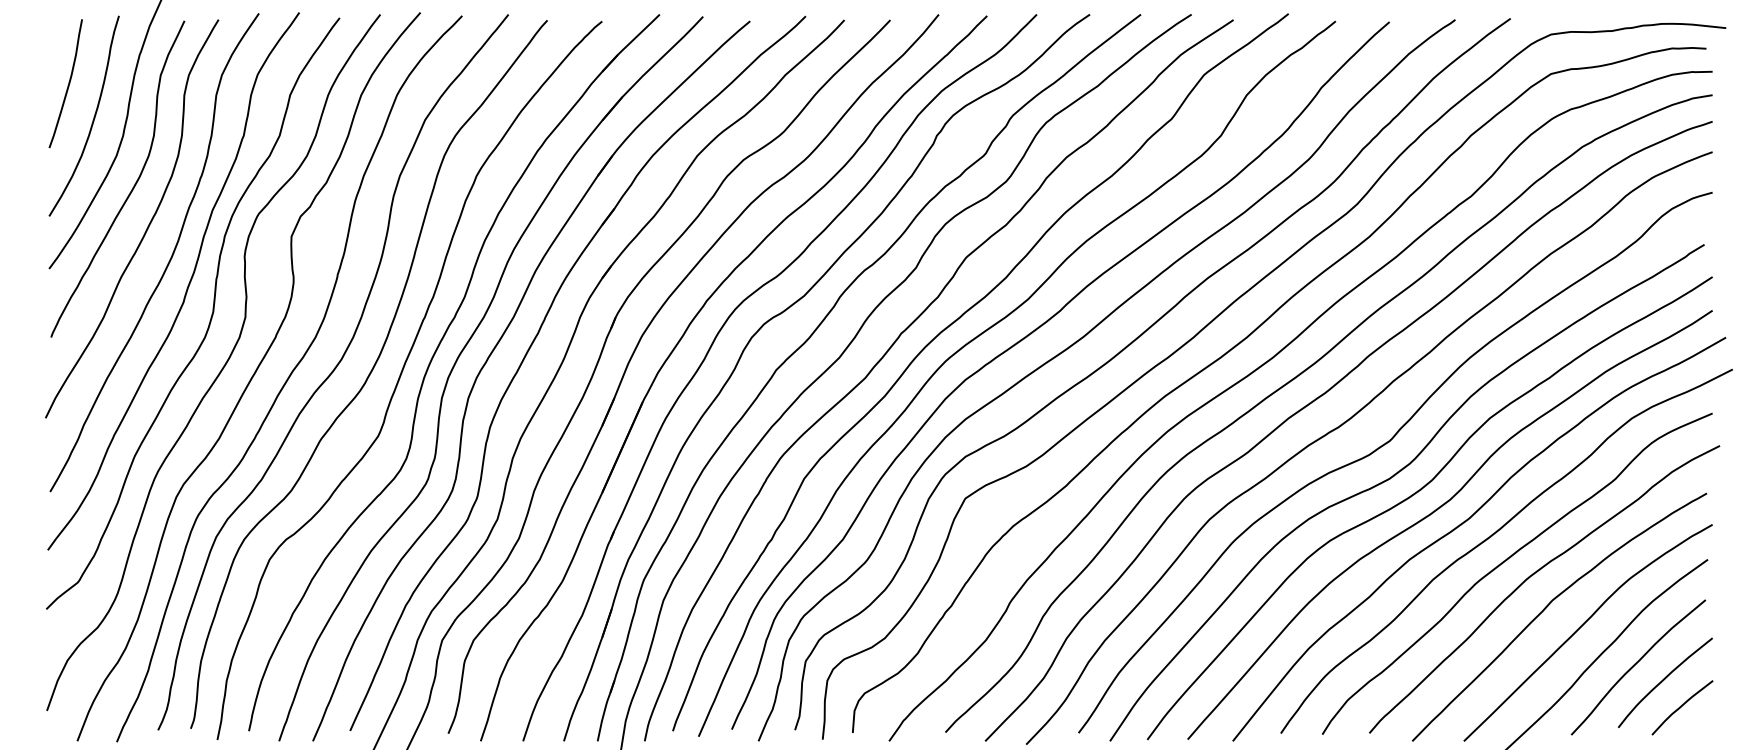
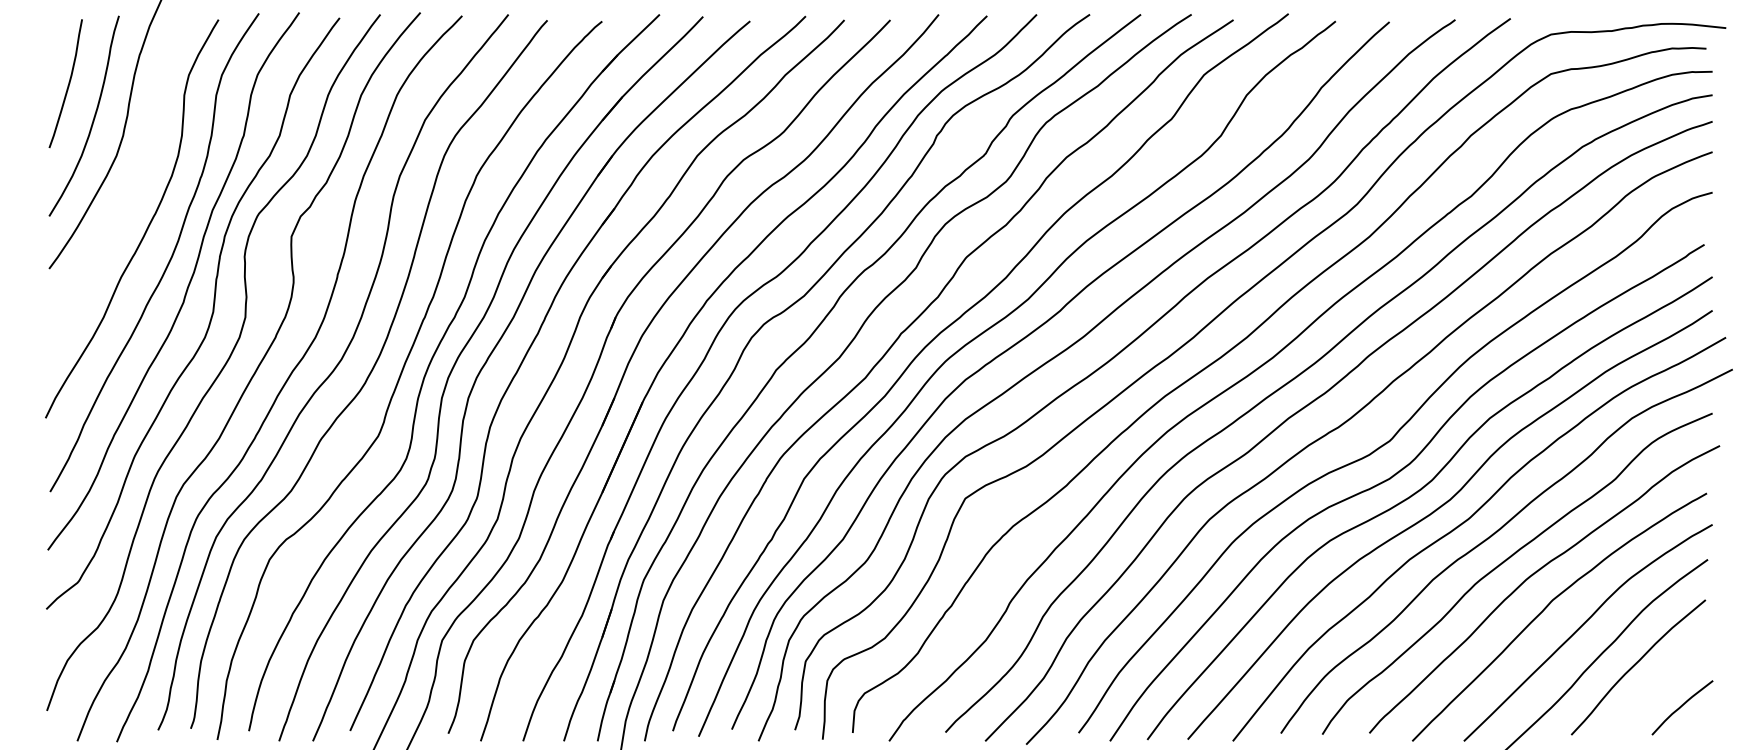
curve: present -> none (133, 185)
curve: present -> none (1663, 681)
